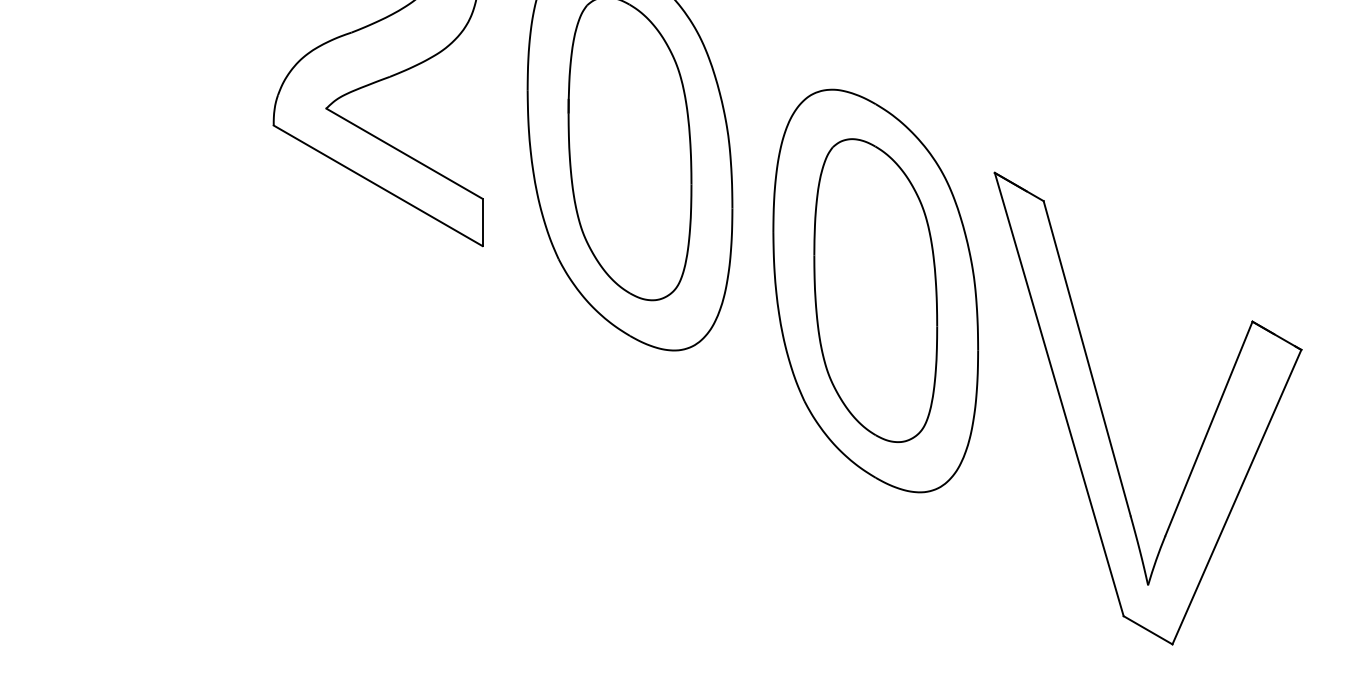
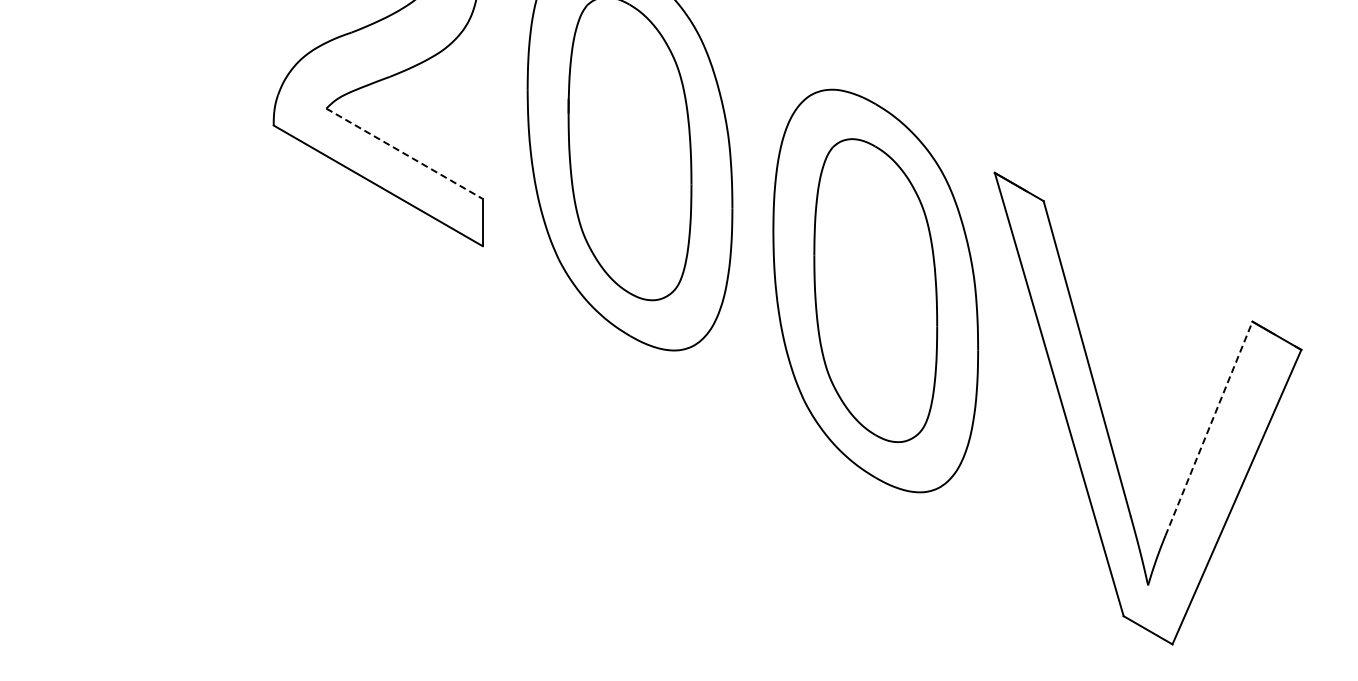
line: solid -> dashed (404, 153)
line: solid -> dashed (1208, 428)
